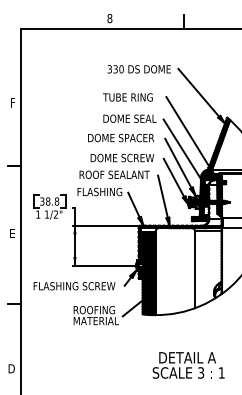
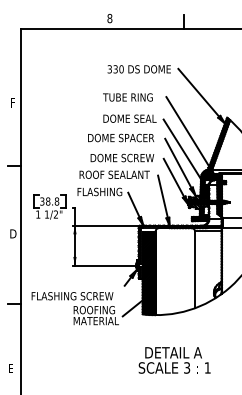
text: E -> D (13, 233)
text position: (74, 286) -> (72, 296) (72, 296)
text position: (188, 365) -> (174, 360) (174, 360)
text: D -> E (11, 368)
